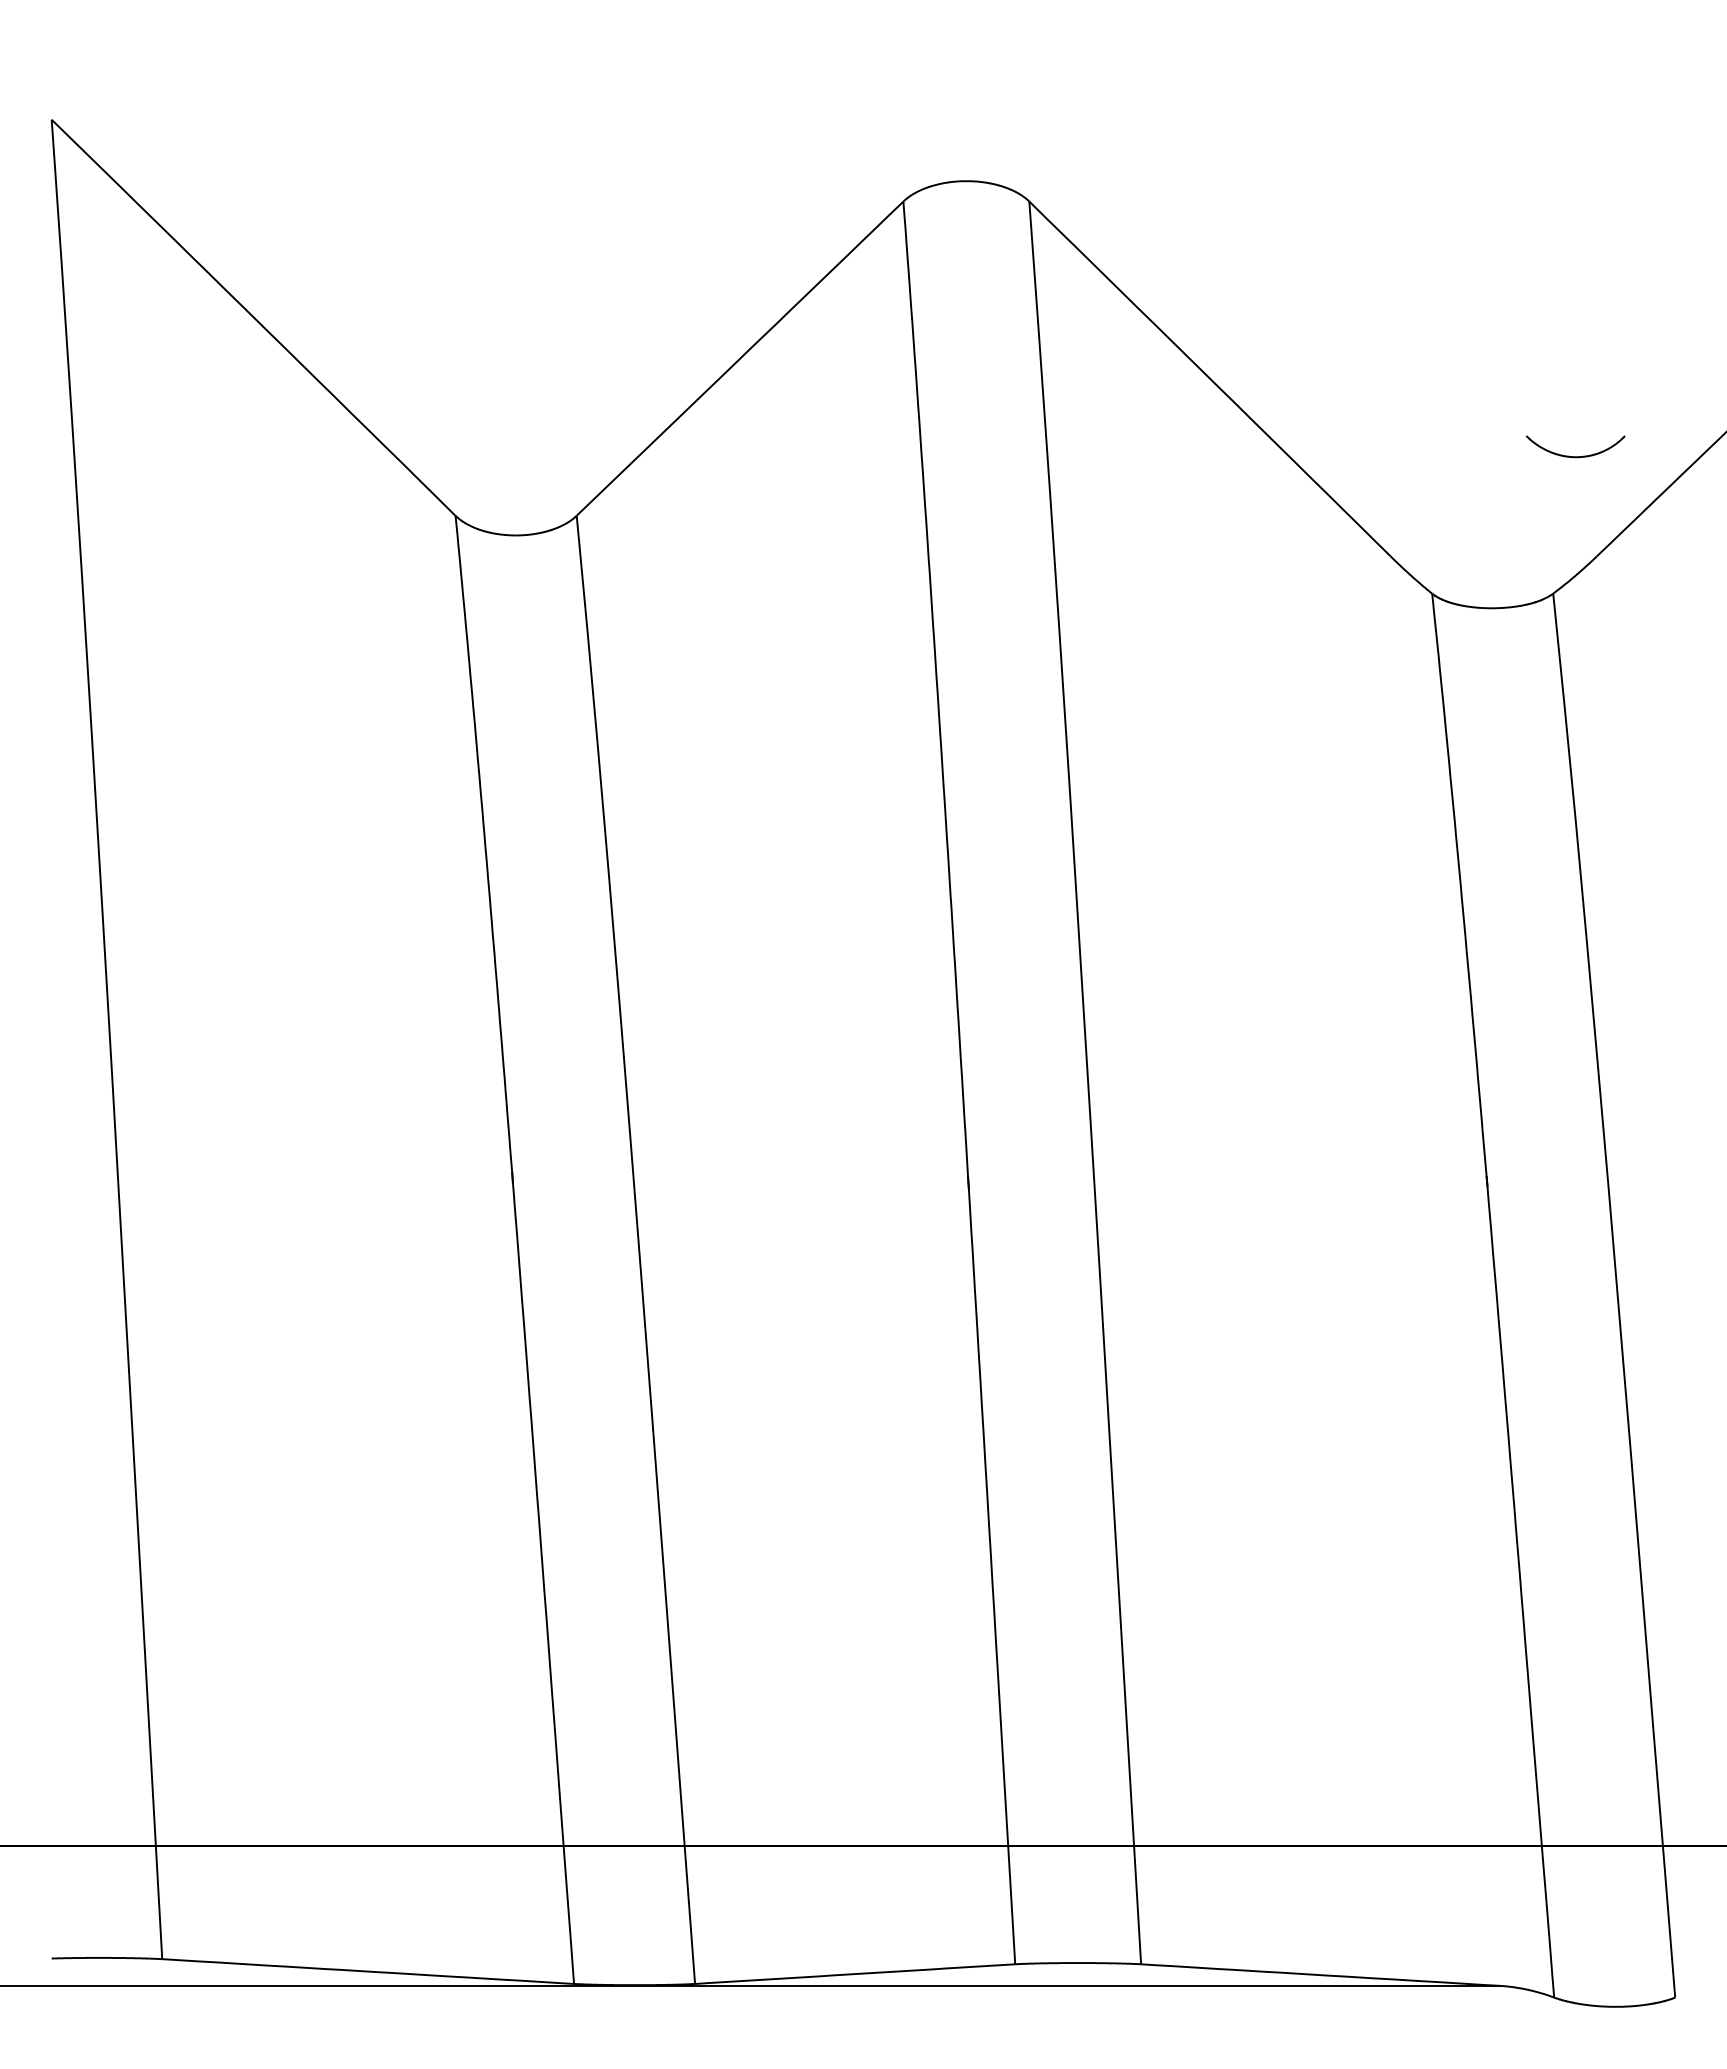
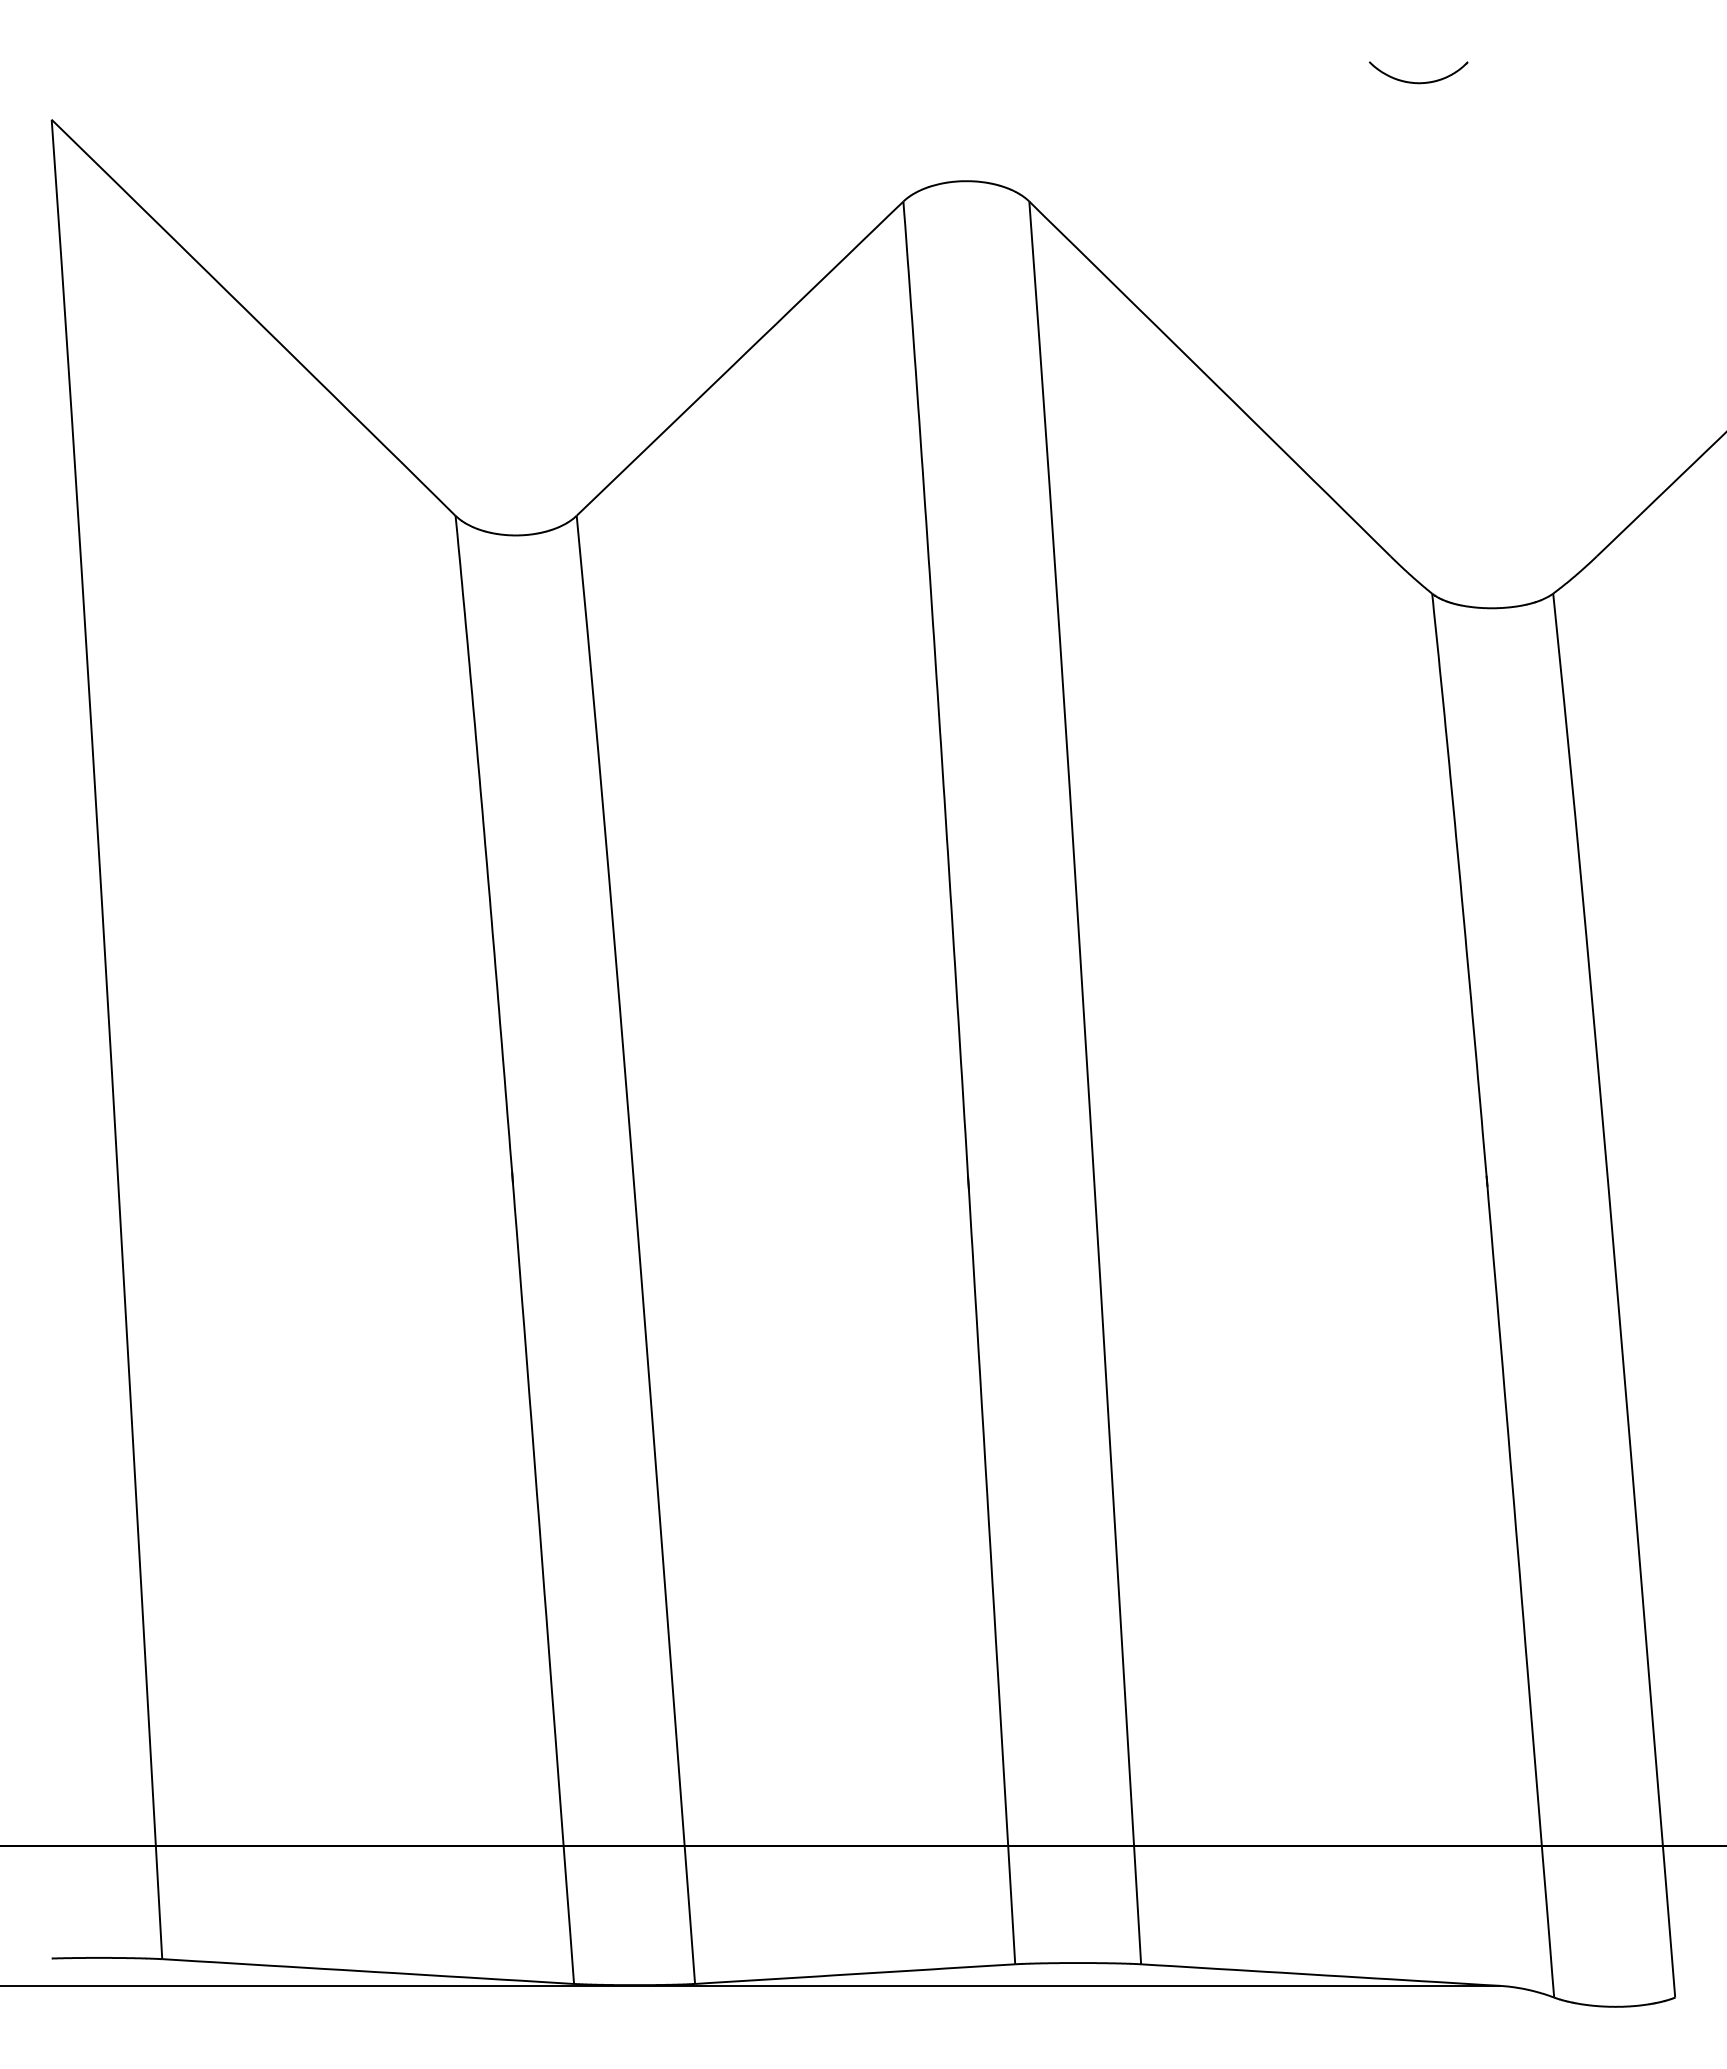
curve position: (1575, 456) -> (1418, 82) (1418, 82)
